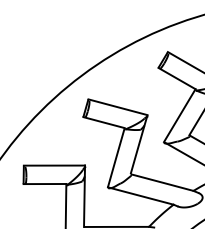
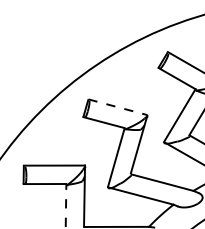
line: solid -> dashed (117, 107)
line: solid -> dashed (66, 205)
